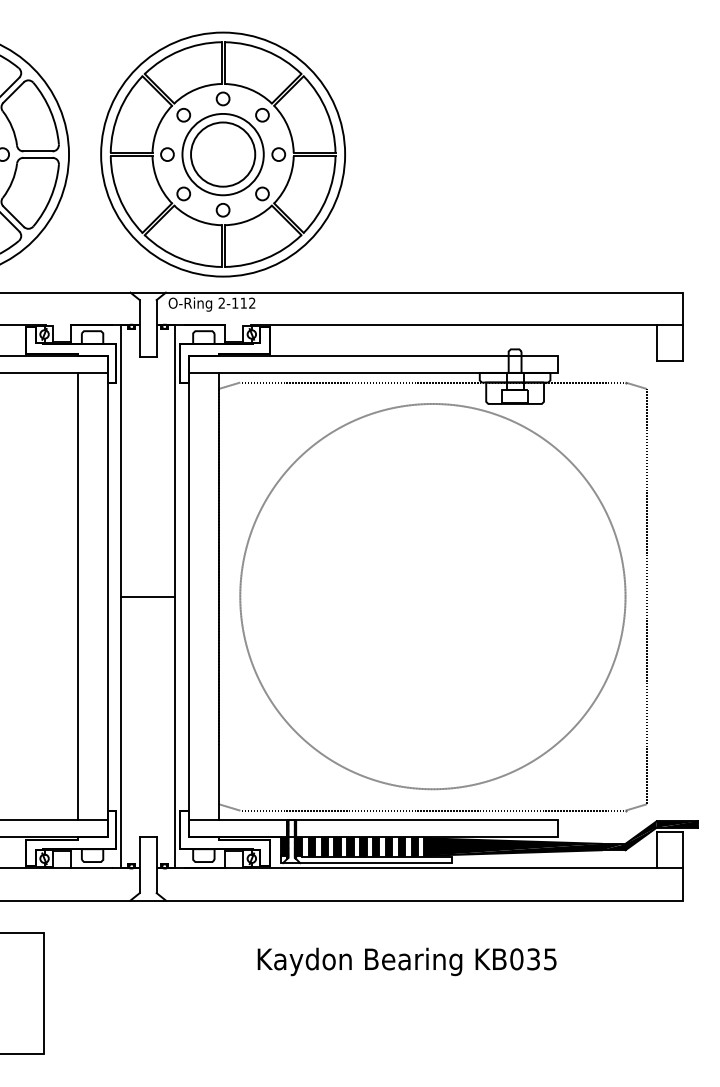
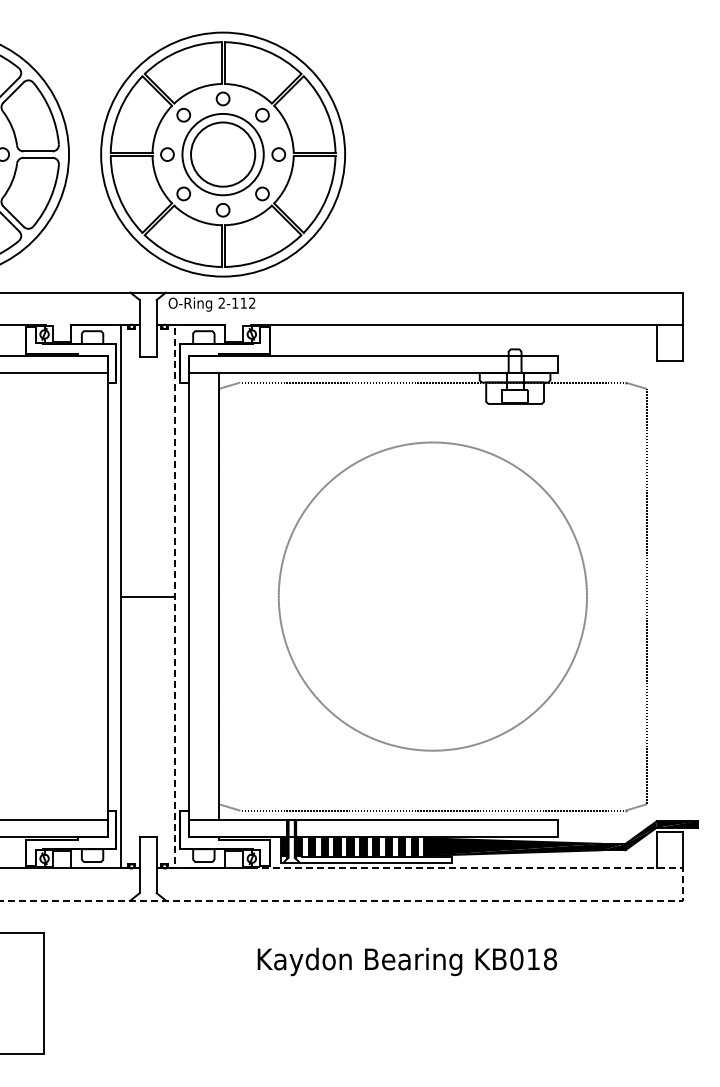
line: present -> none (77, 596)
line: solid -> dashed (174, 596)
circle diameter: 385 px -> 308 px (432, 596)
line: solid -> dashed (575, 900)
text: KB035 -> KB018 (541, 959)
